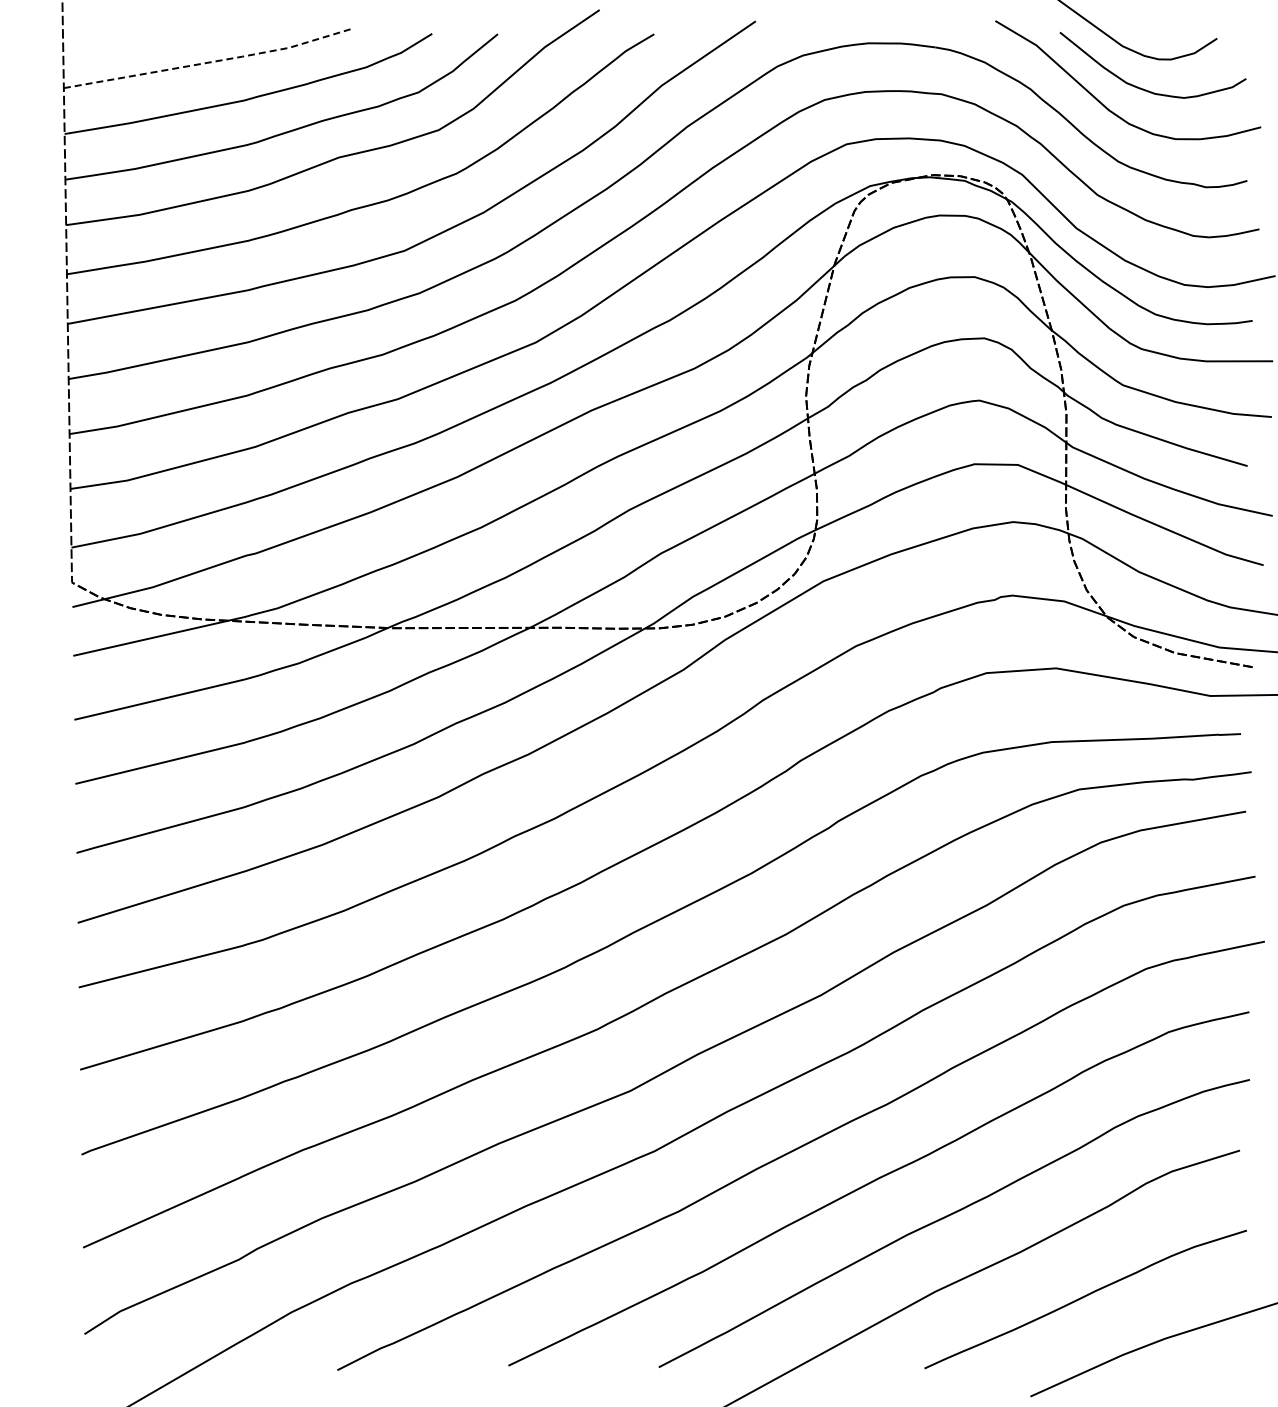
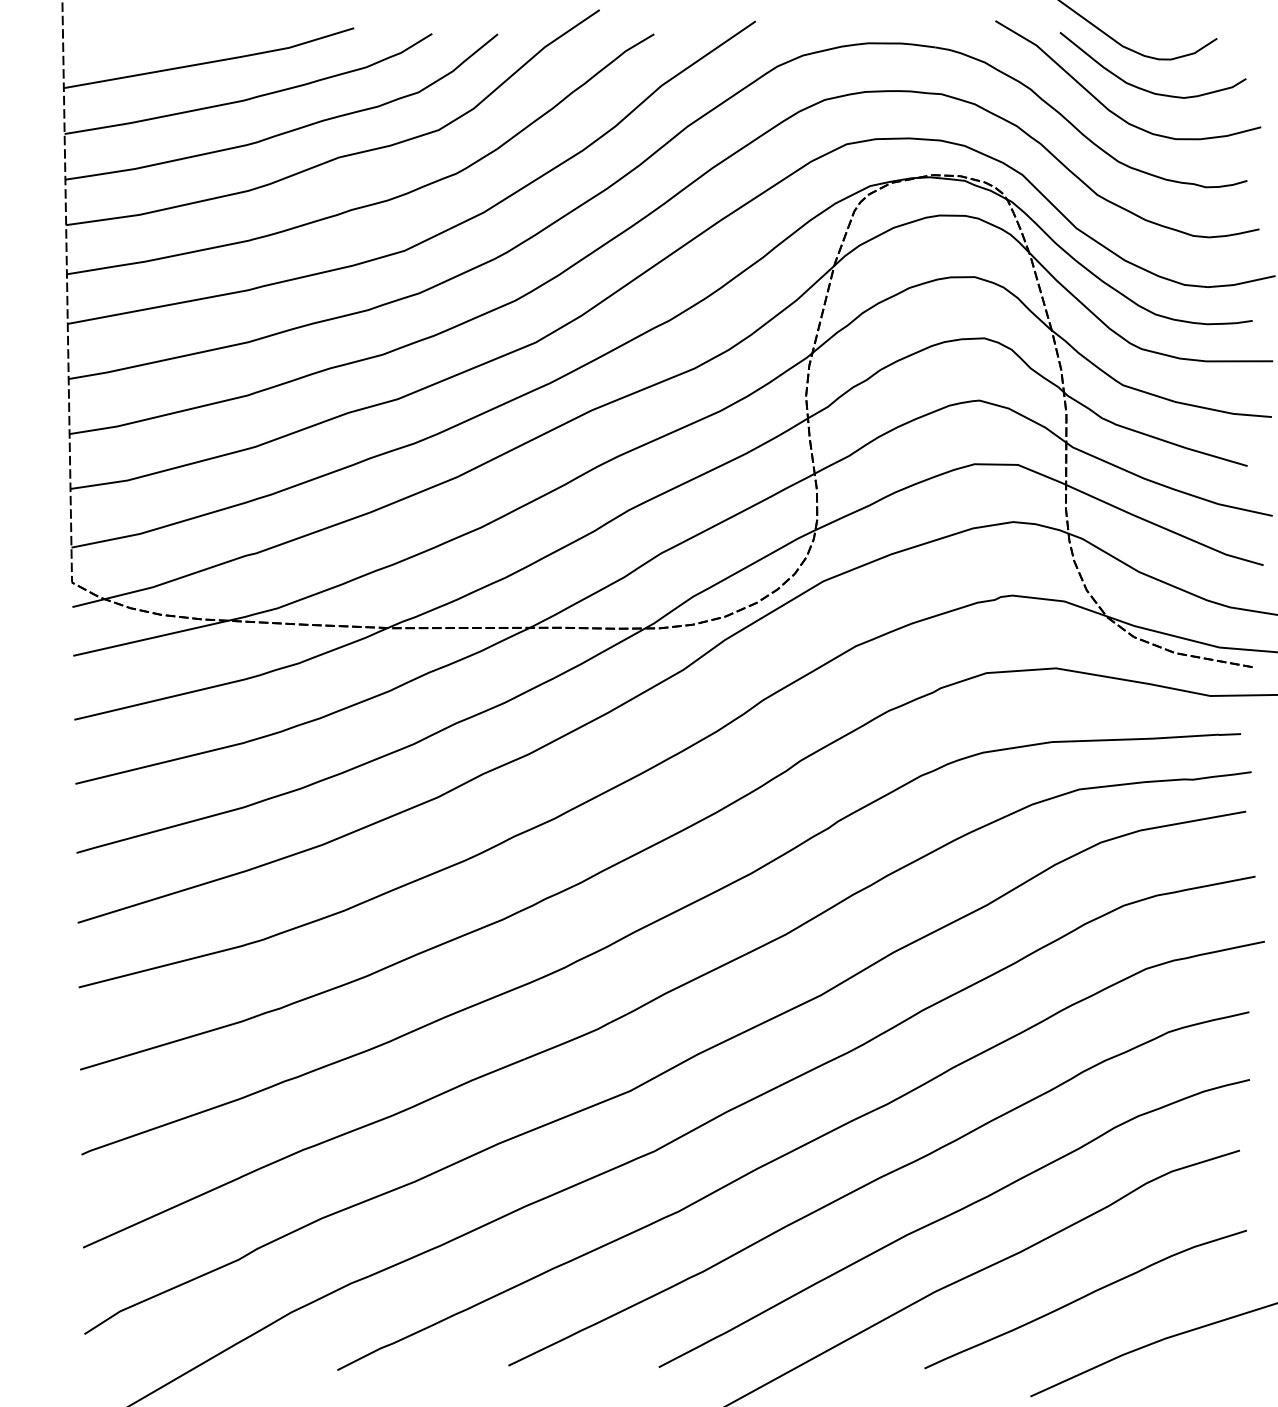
line: dashed -> solid (210, 62)
